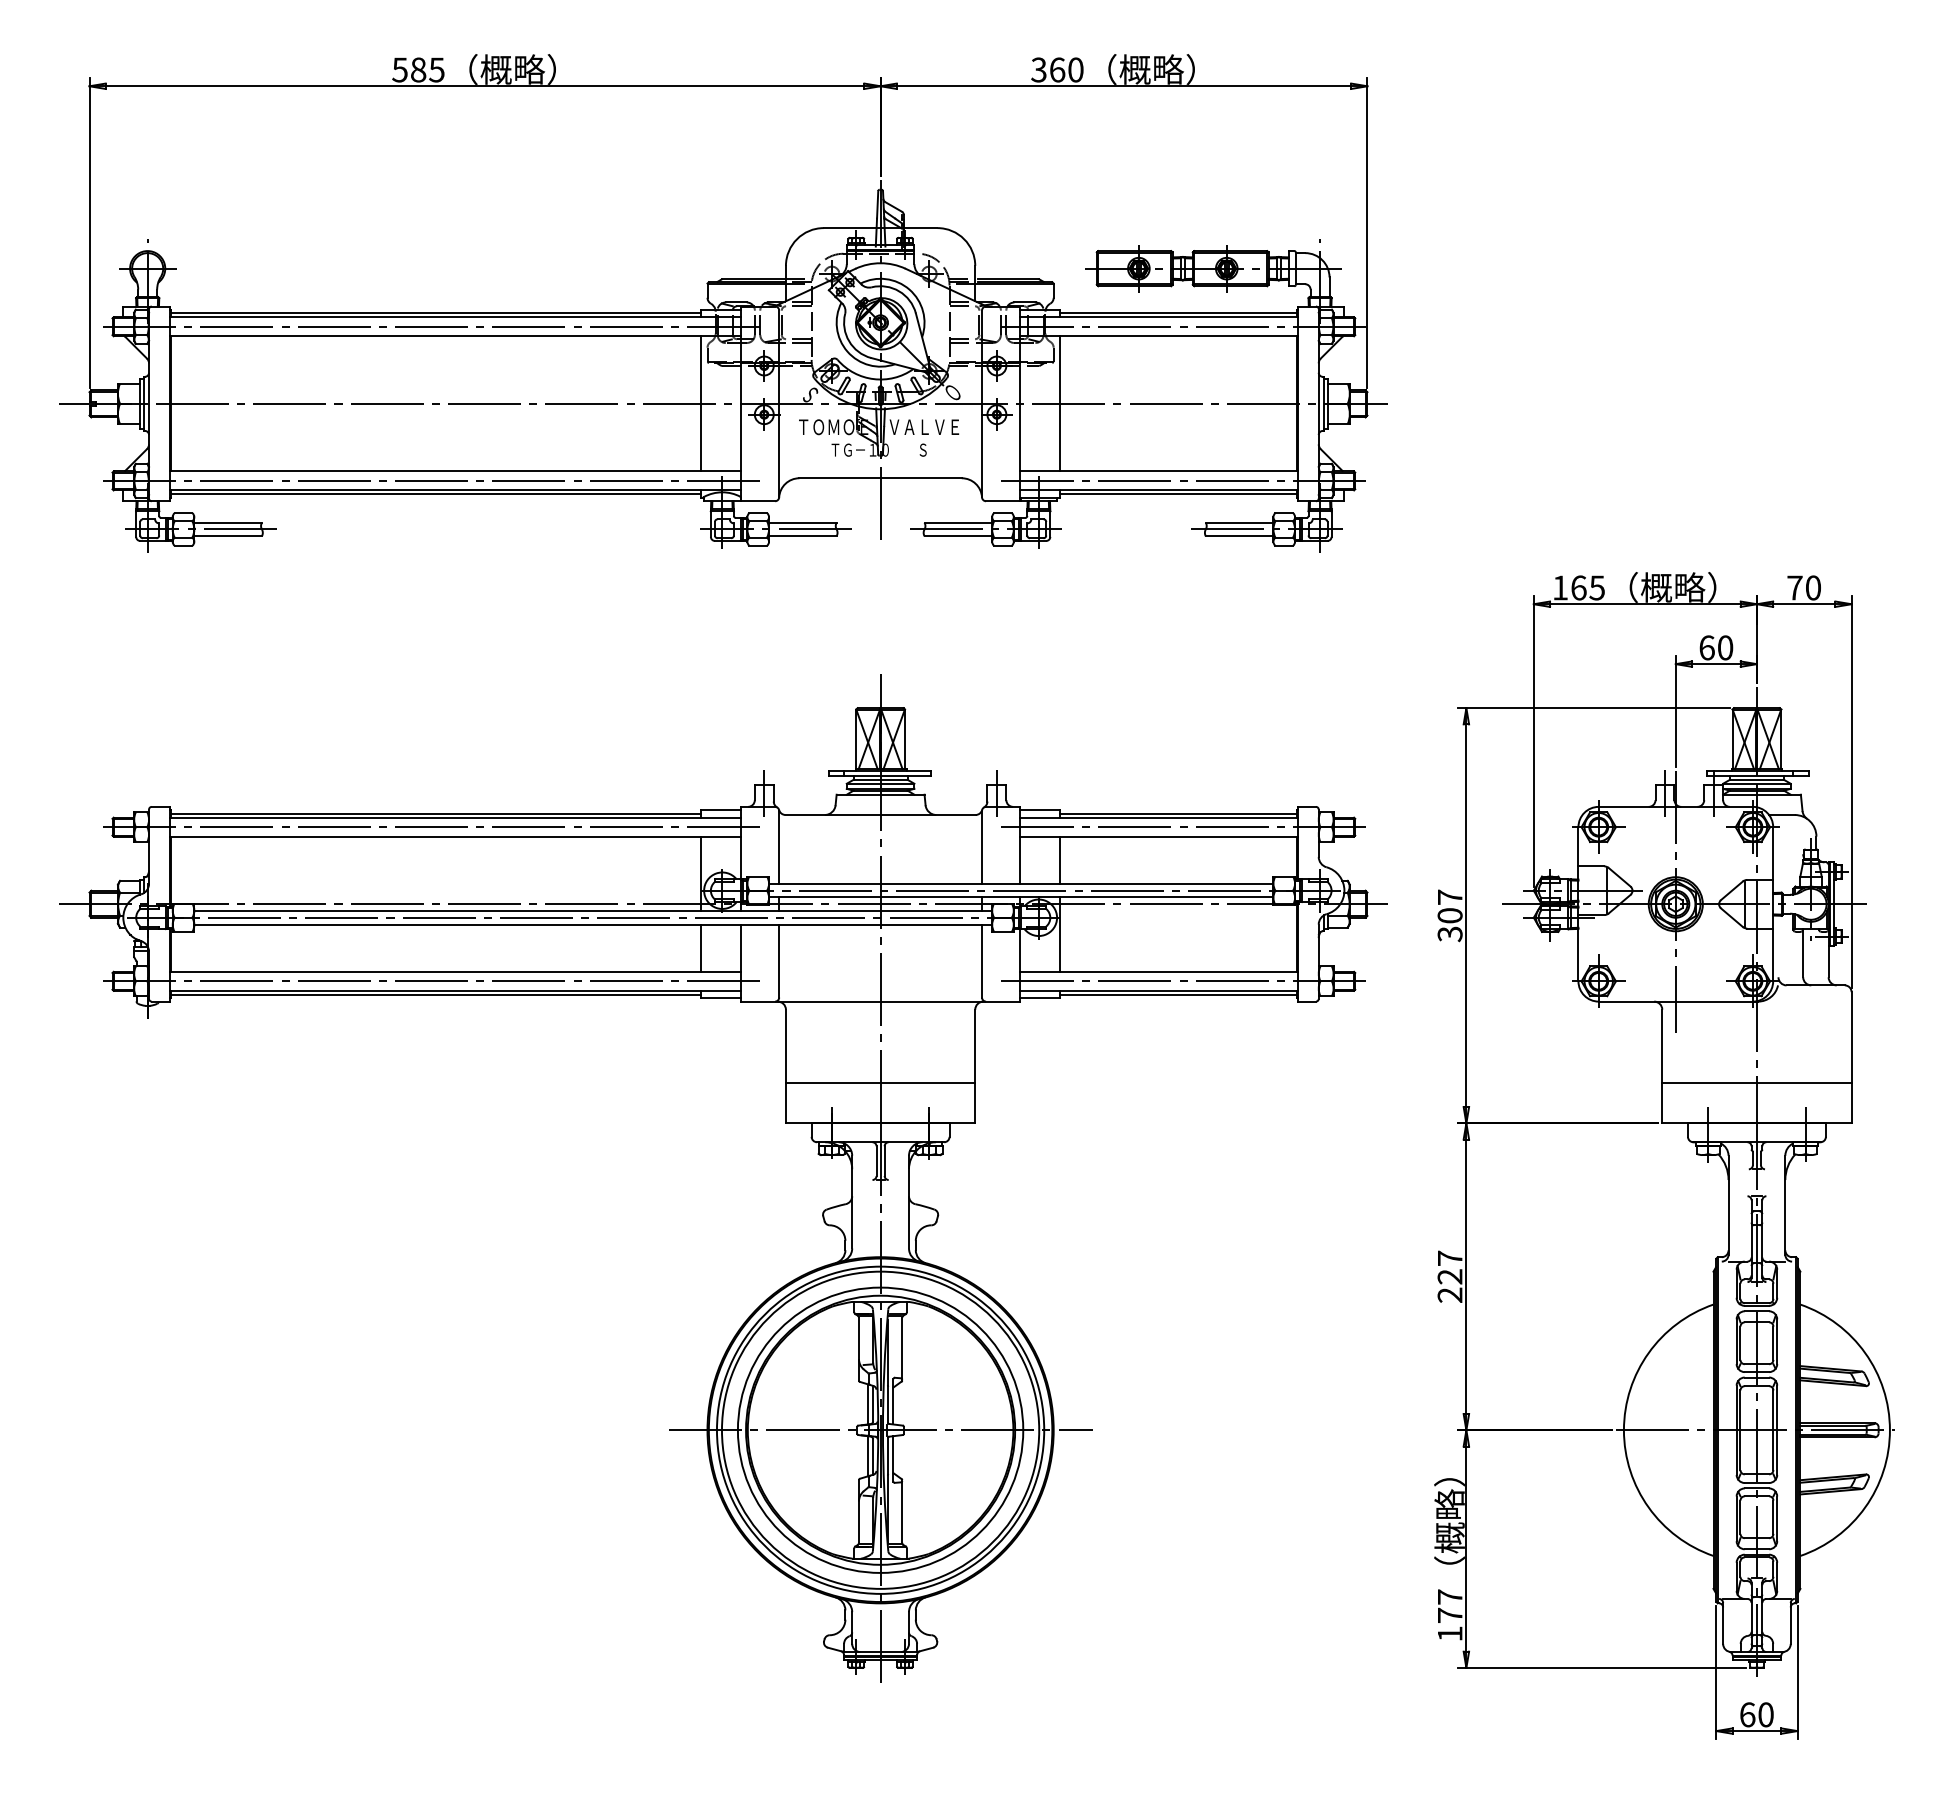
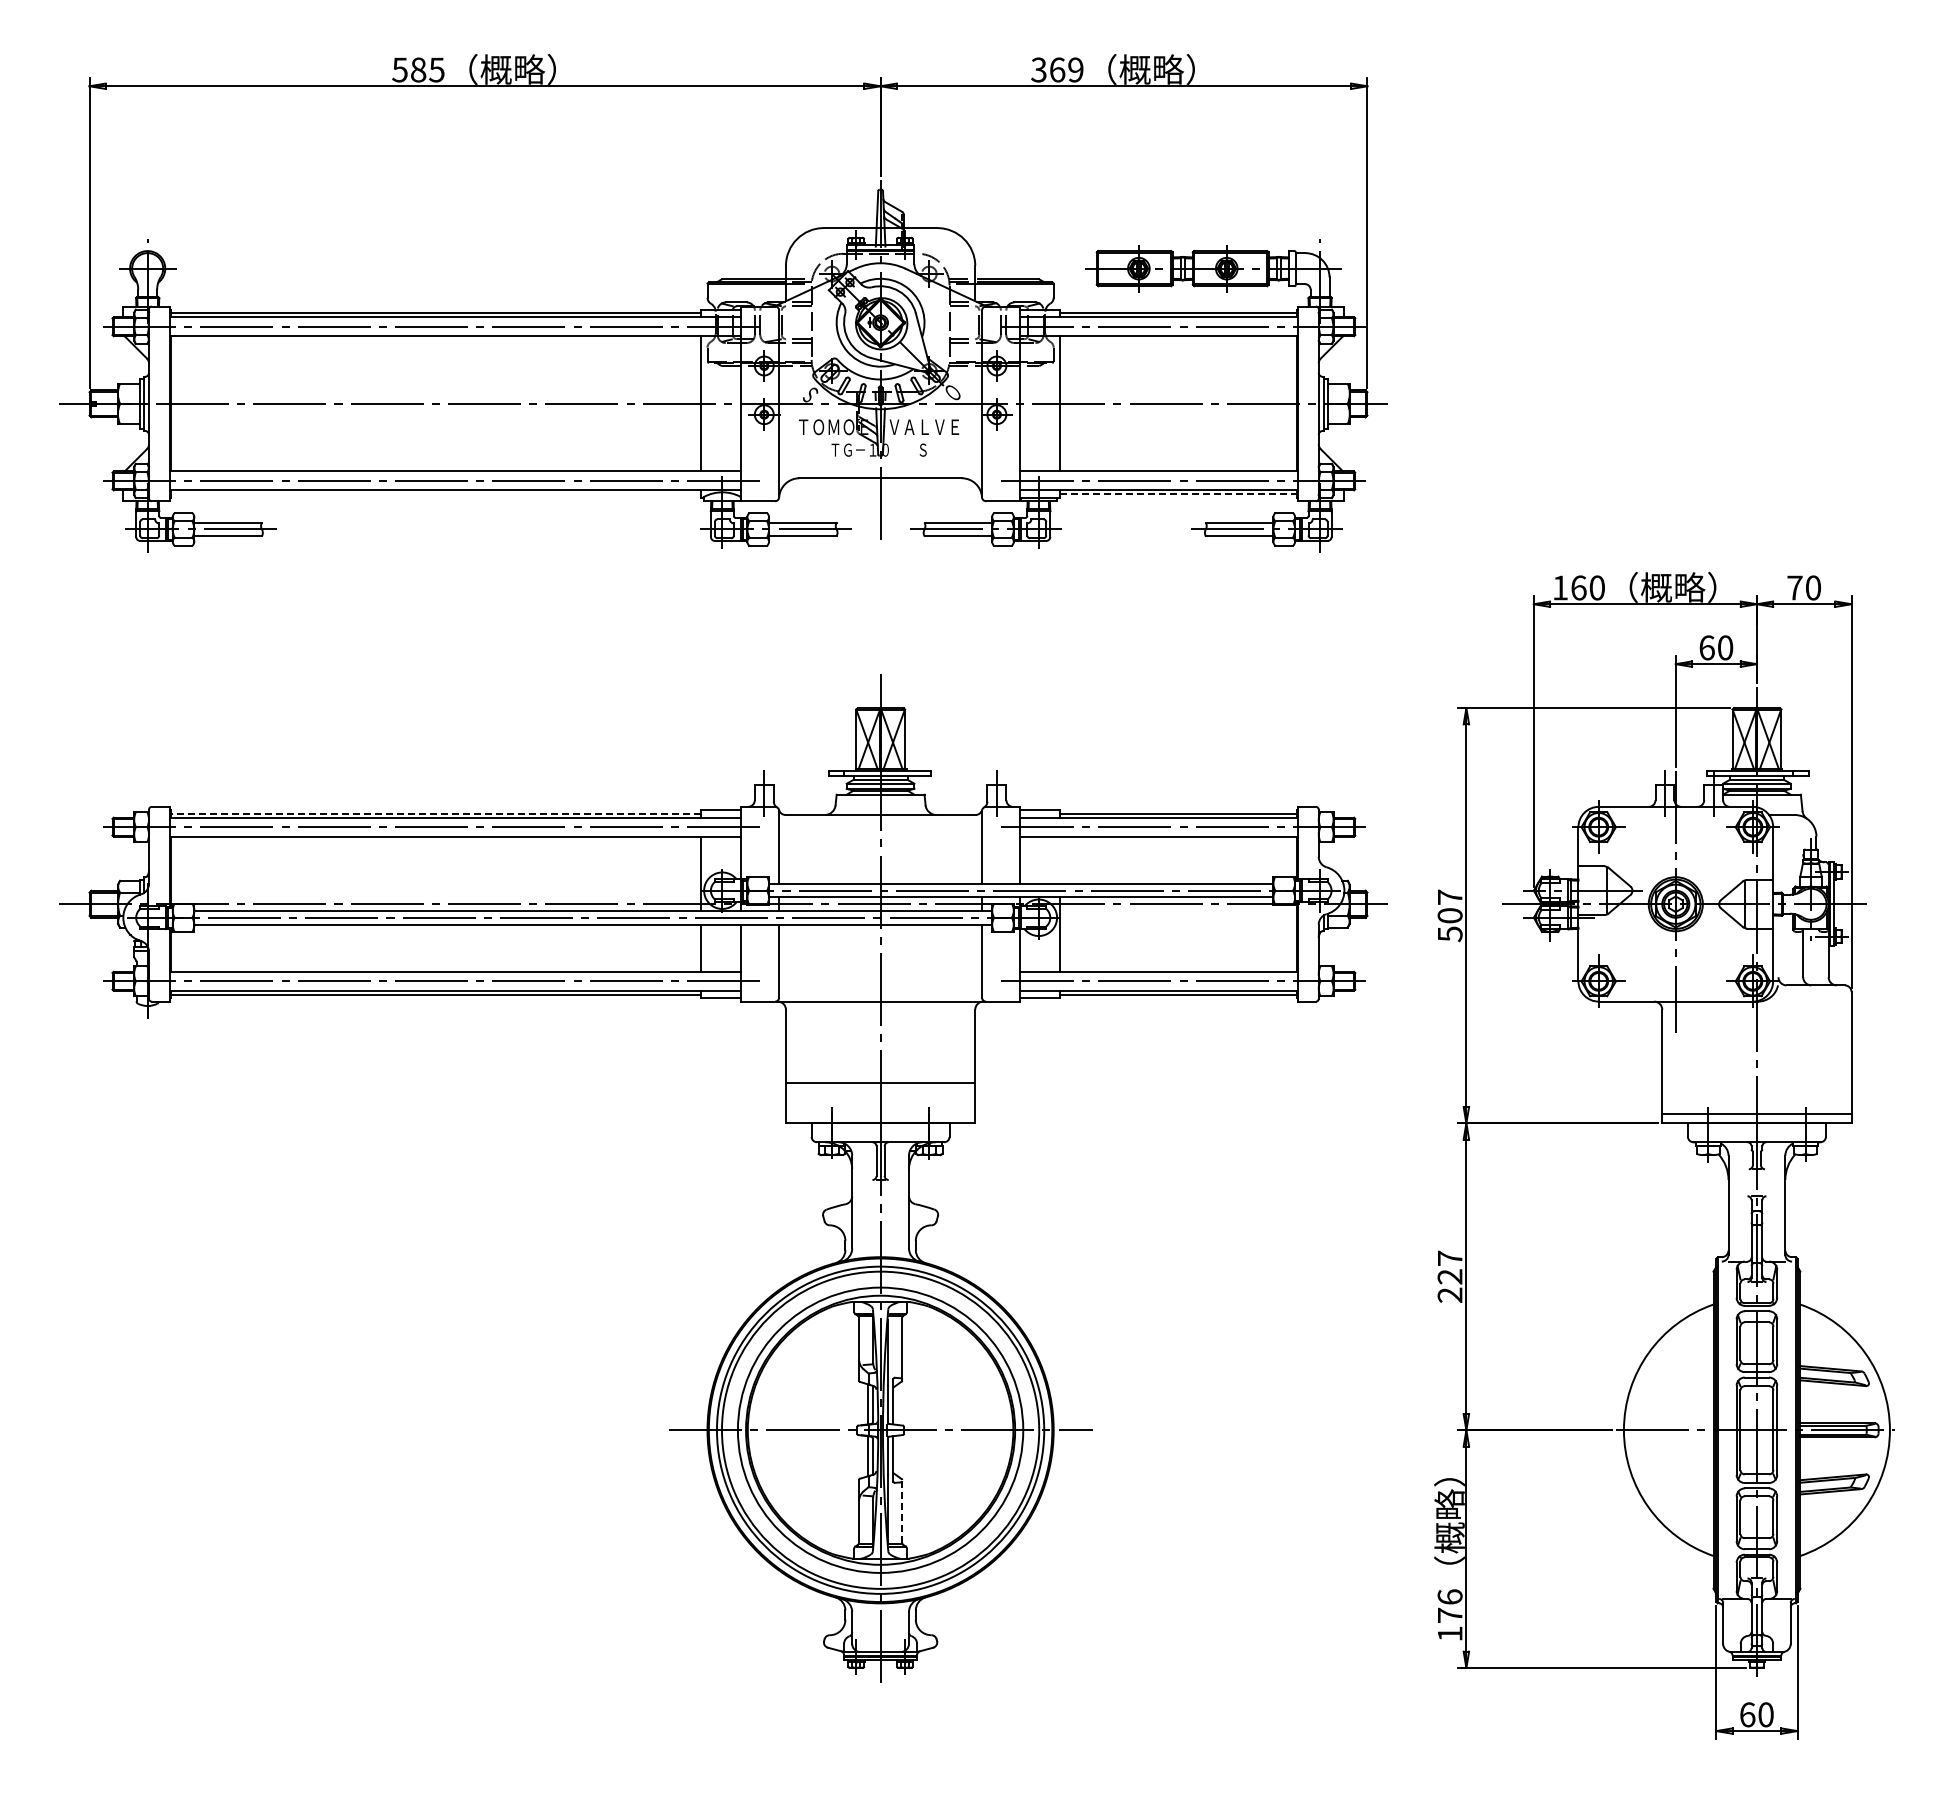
text: 360 -> 369 (1075, 69)
line: present -> none (435, 494)
line: solid -> dashed (1179, 494)
text: 165 -> 160 (1596, 587)
line: solid -> dashed (435, 813)
line: present -> none (1060, 859)
text: 307 -> 507 (1449, 933)
line position: (1756, 1082) -> (1756, 1113) (1756, 1113)
line: solid -> dashed (902, 1510)
text: 177 -> 176 (1449, 1596)
